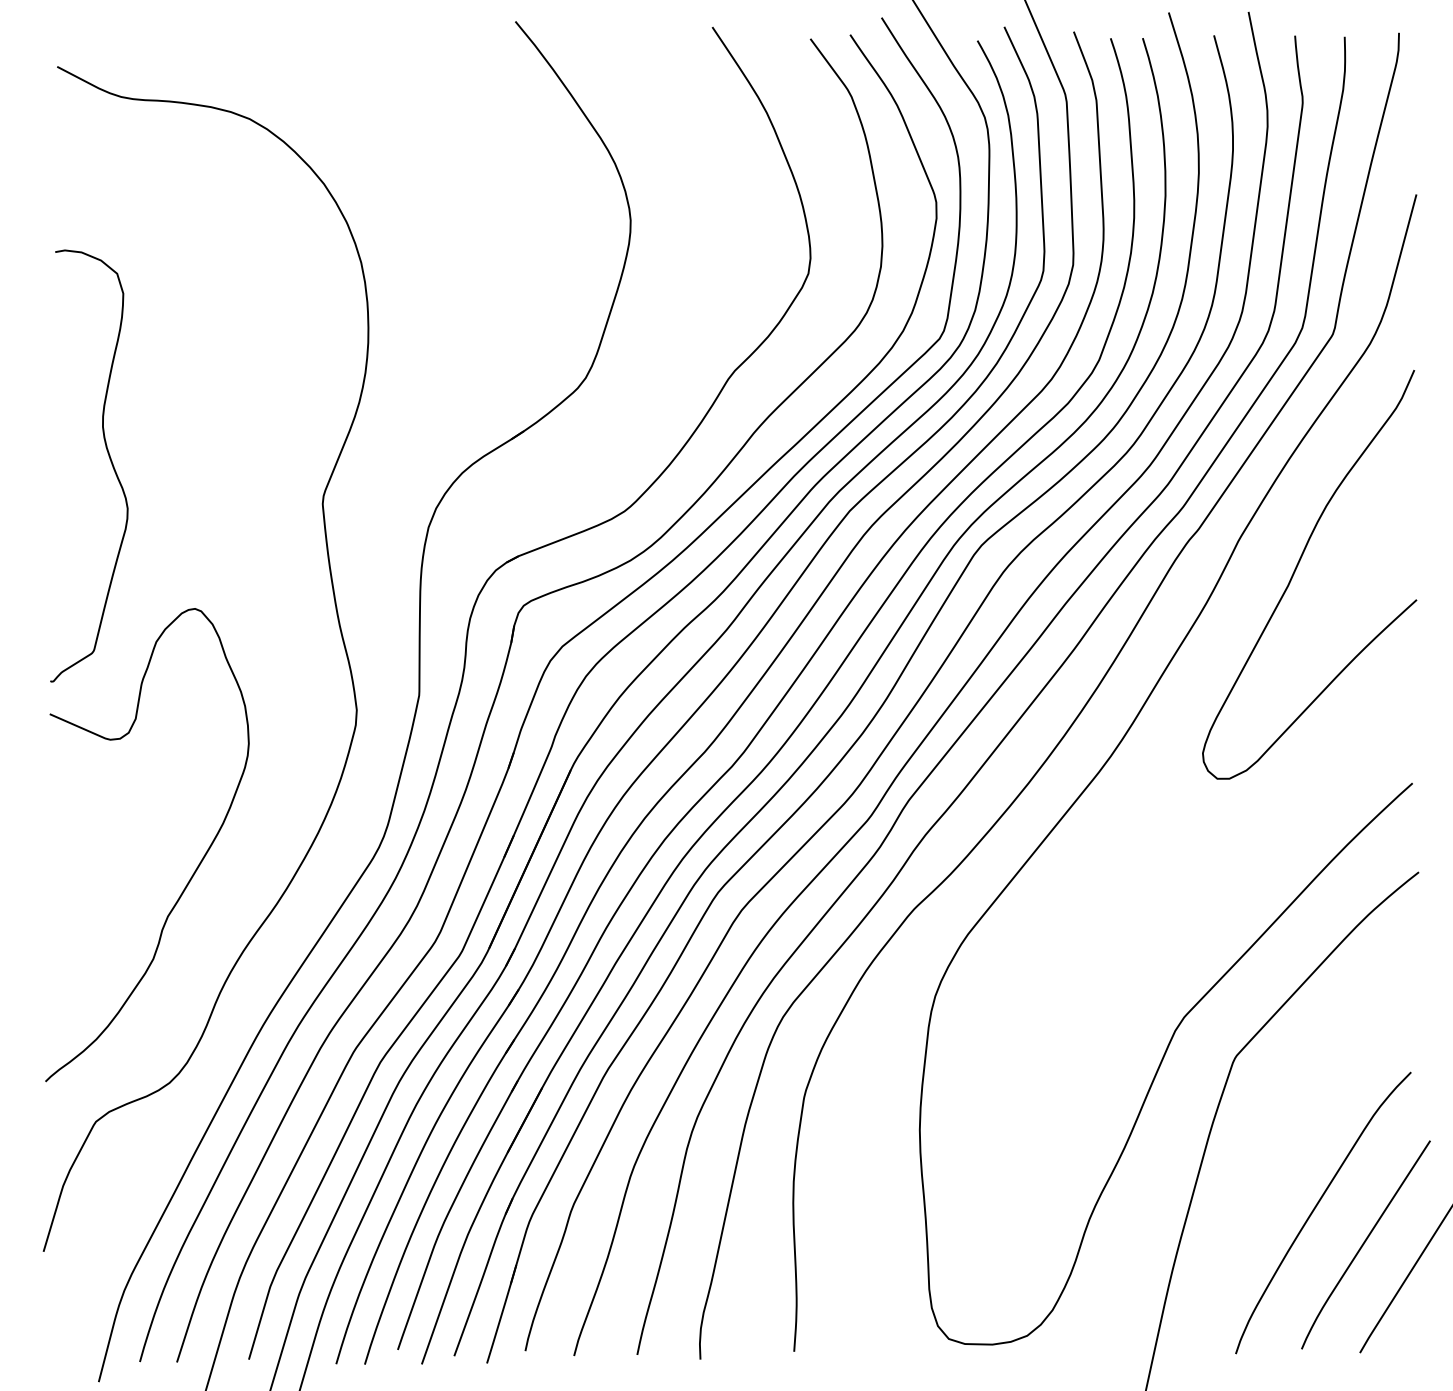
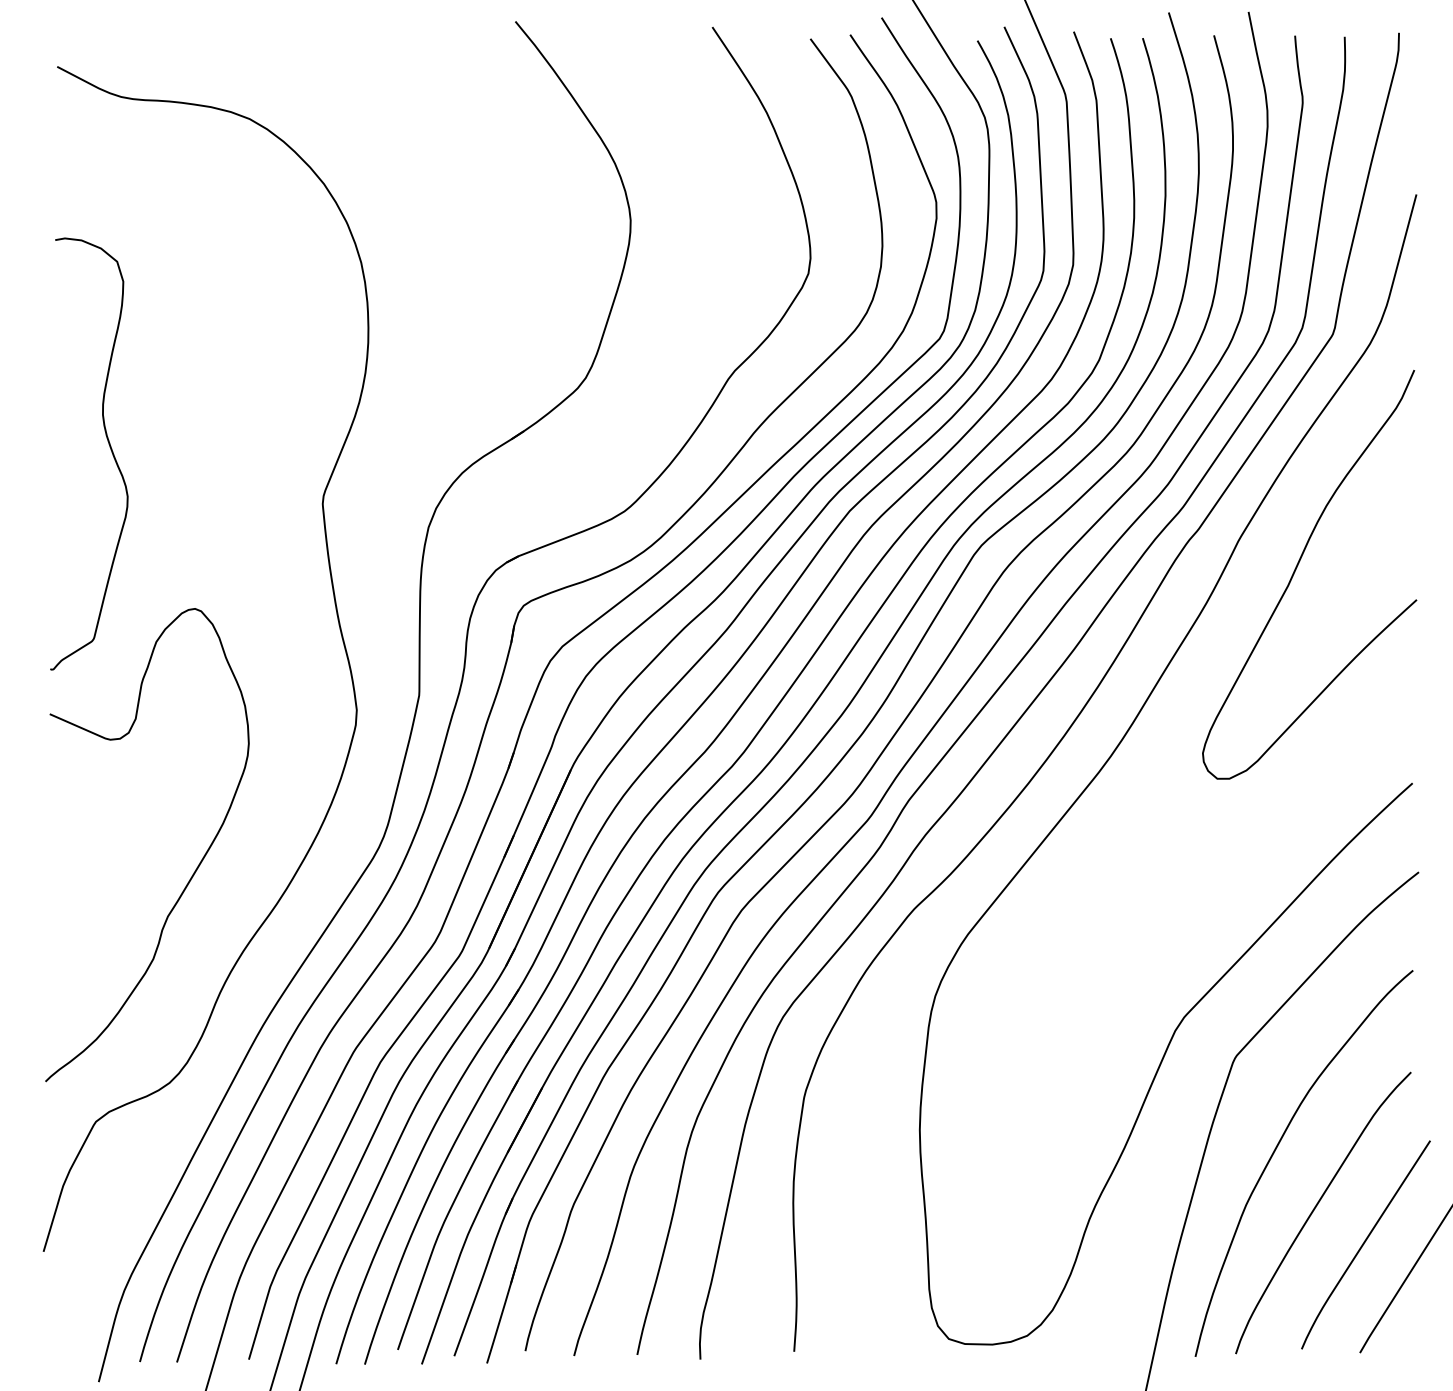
curve position: (109, 459) -> (109, 447) (109, 447)
curve: none -> present (1278, 1146)
